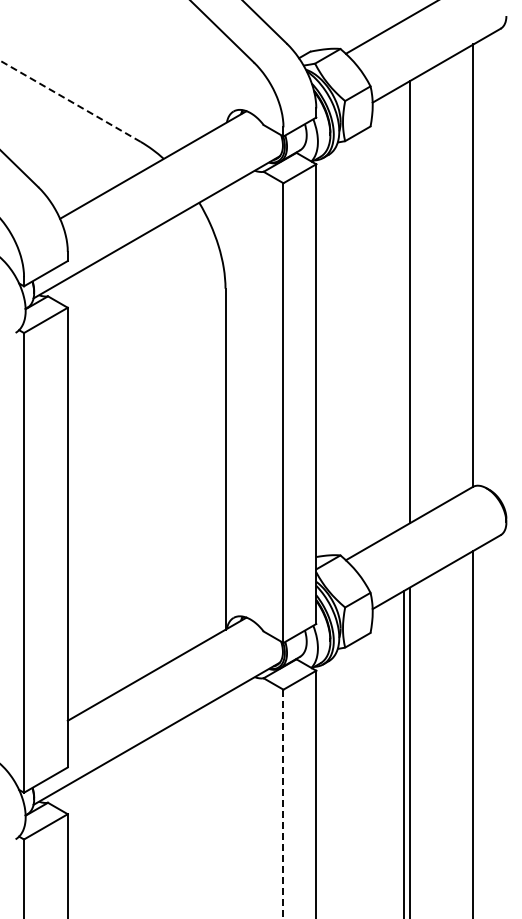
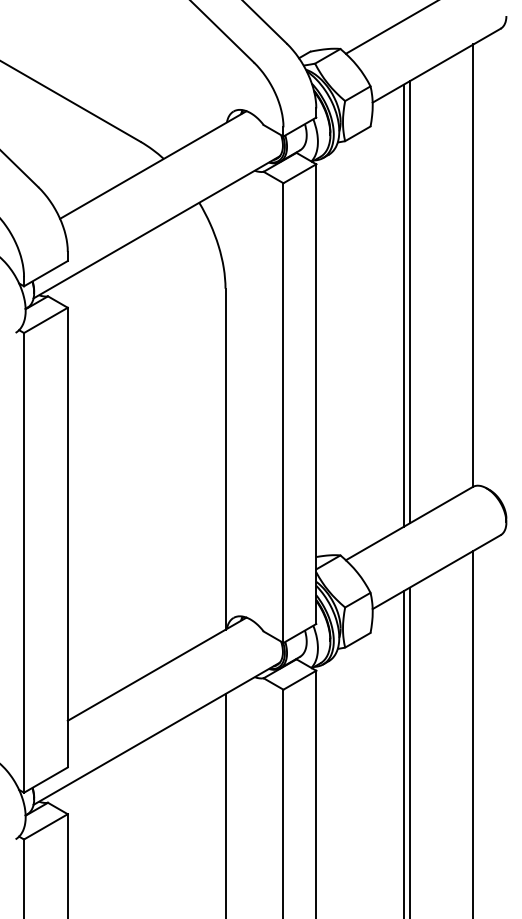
line: dashed -> solid (70, 101)
line: none -> present (404, 305)
line: none -> present (225, 804)
line: dashed -> solid (283, 804)
